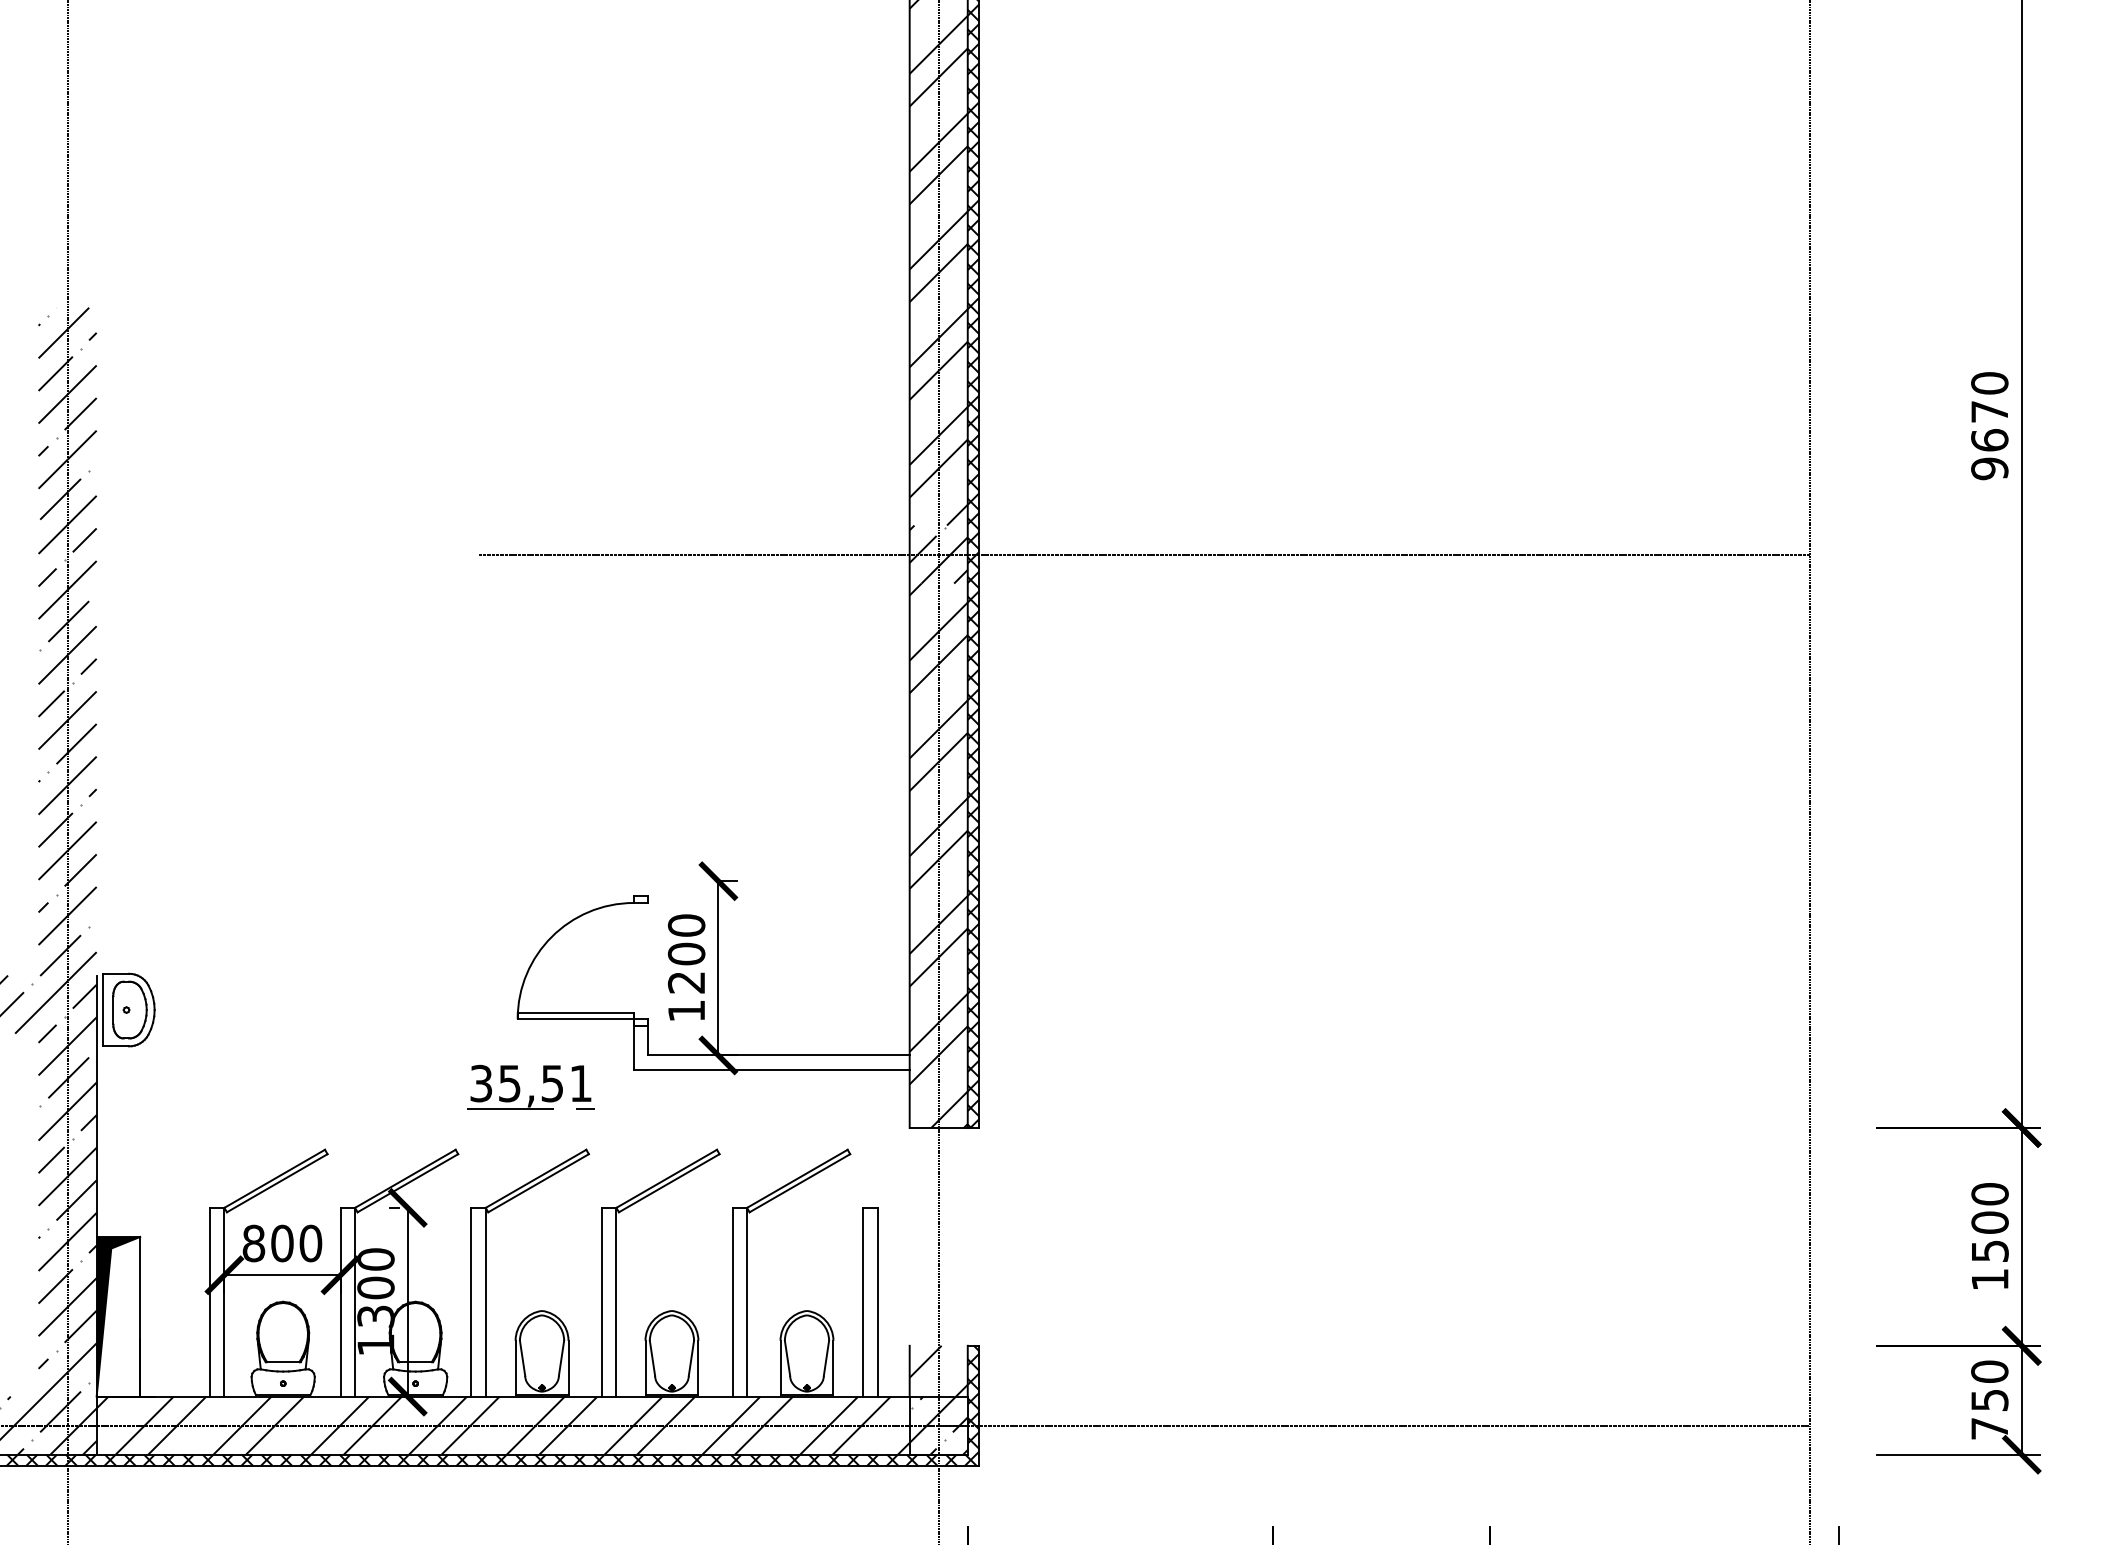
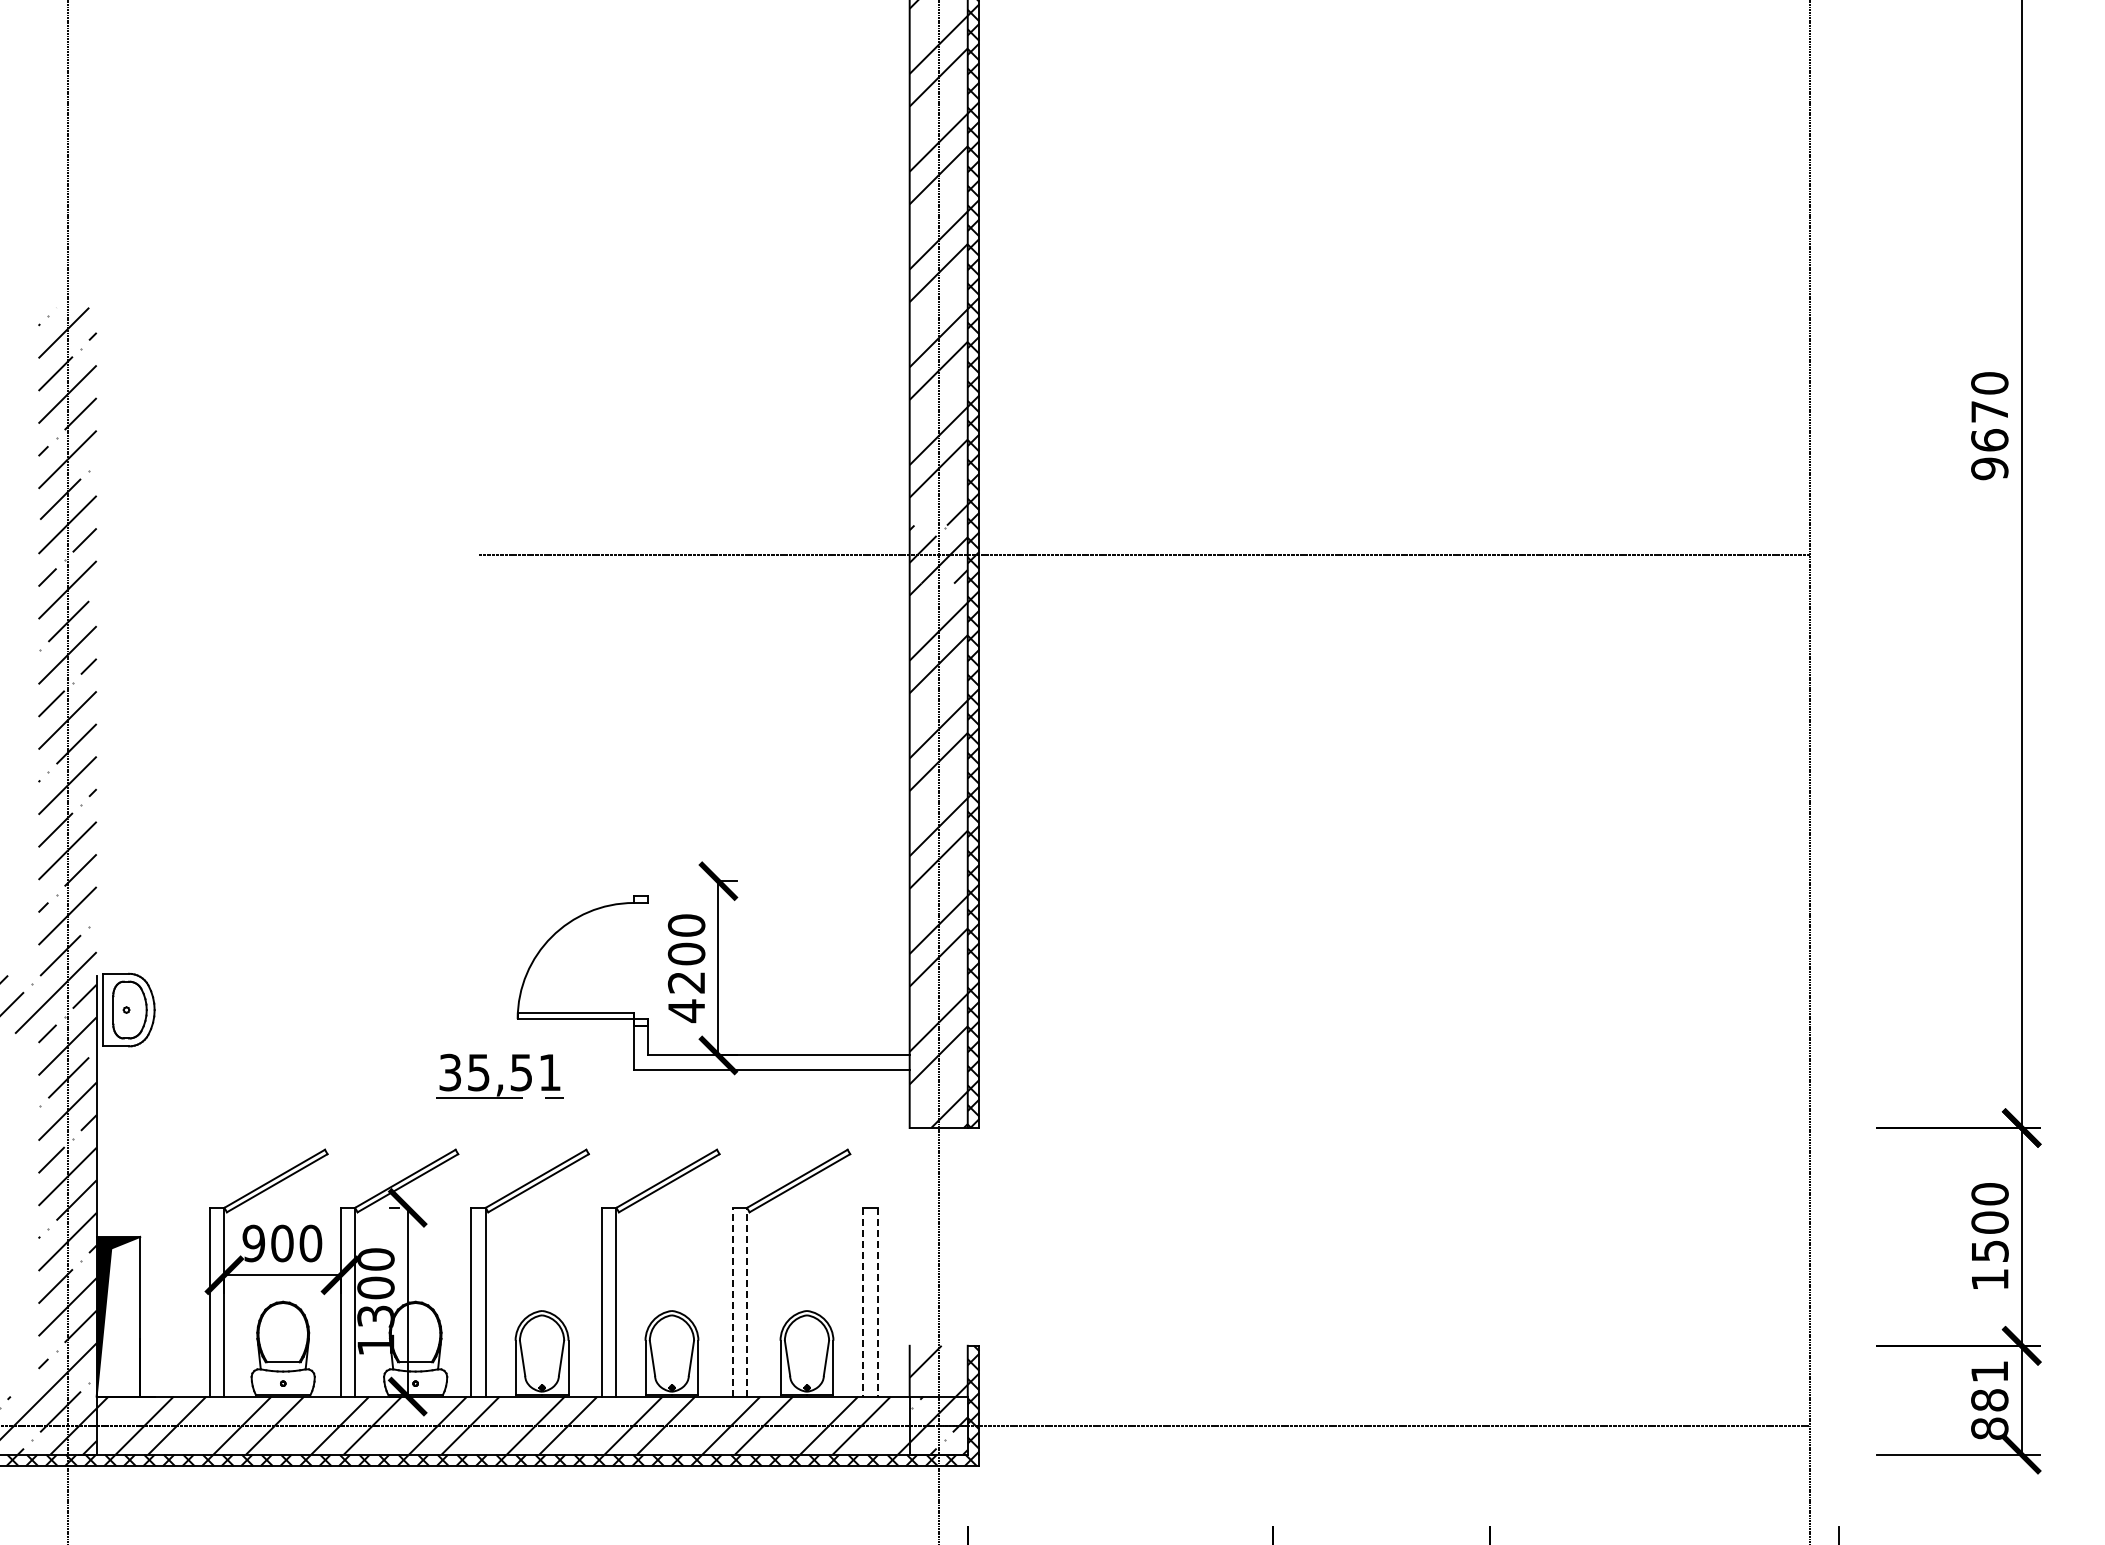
text: 1200 -> 4200 (686, 1011)
part position: (530, 1095) -> (499, 1084) (499, 1084)
text: 800 -> 900 (253, 1243)
line: solid -> dashed (732, 1301)
line: solid -> dashed (747, 1301)
line: solid -> dashed (863, 1302)
line: solid -> dashed (877, 1302)
text: 750 -> 881 (1989, 1399)
